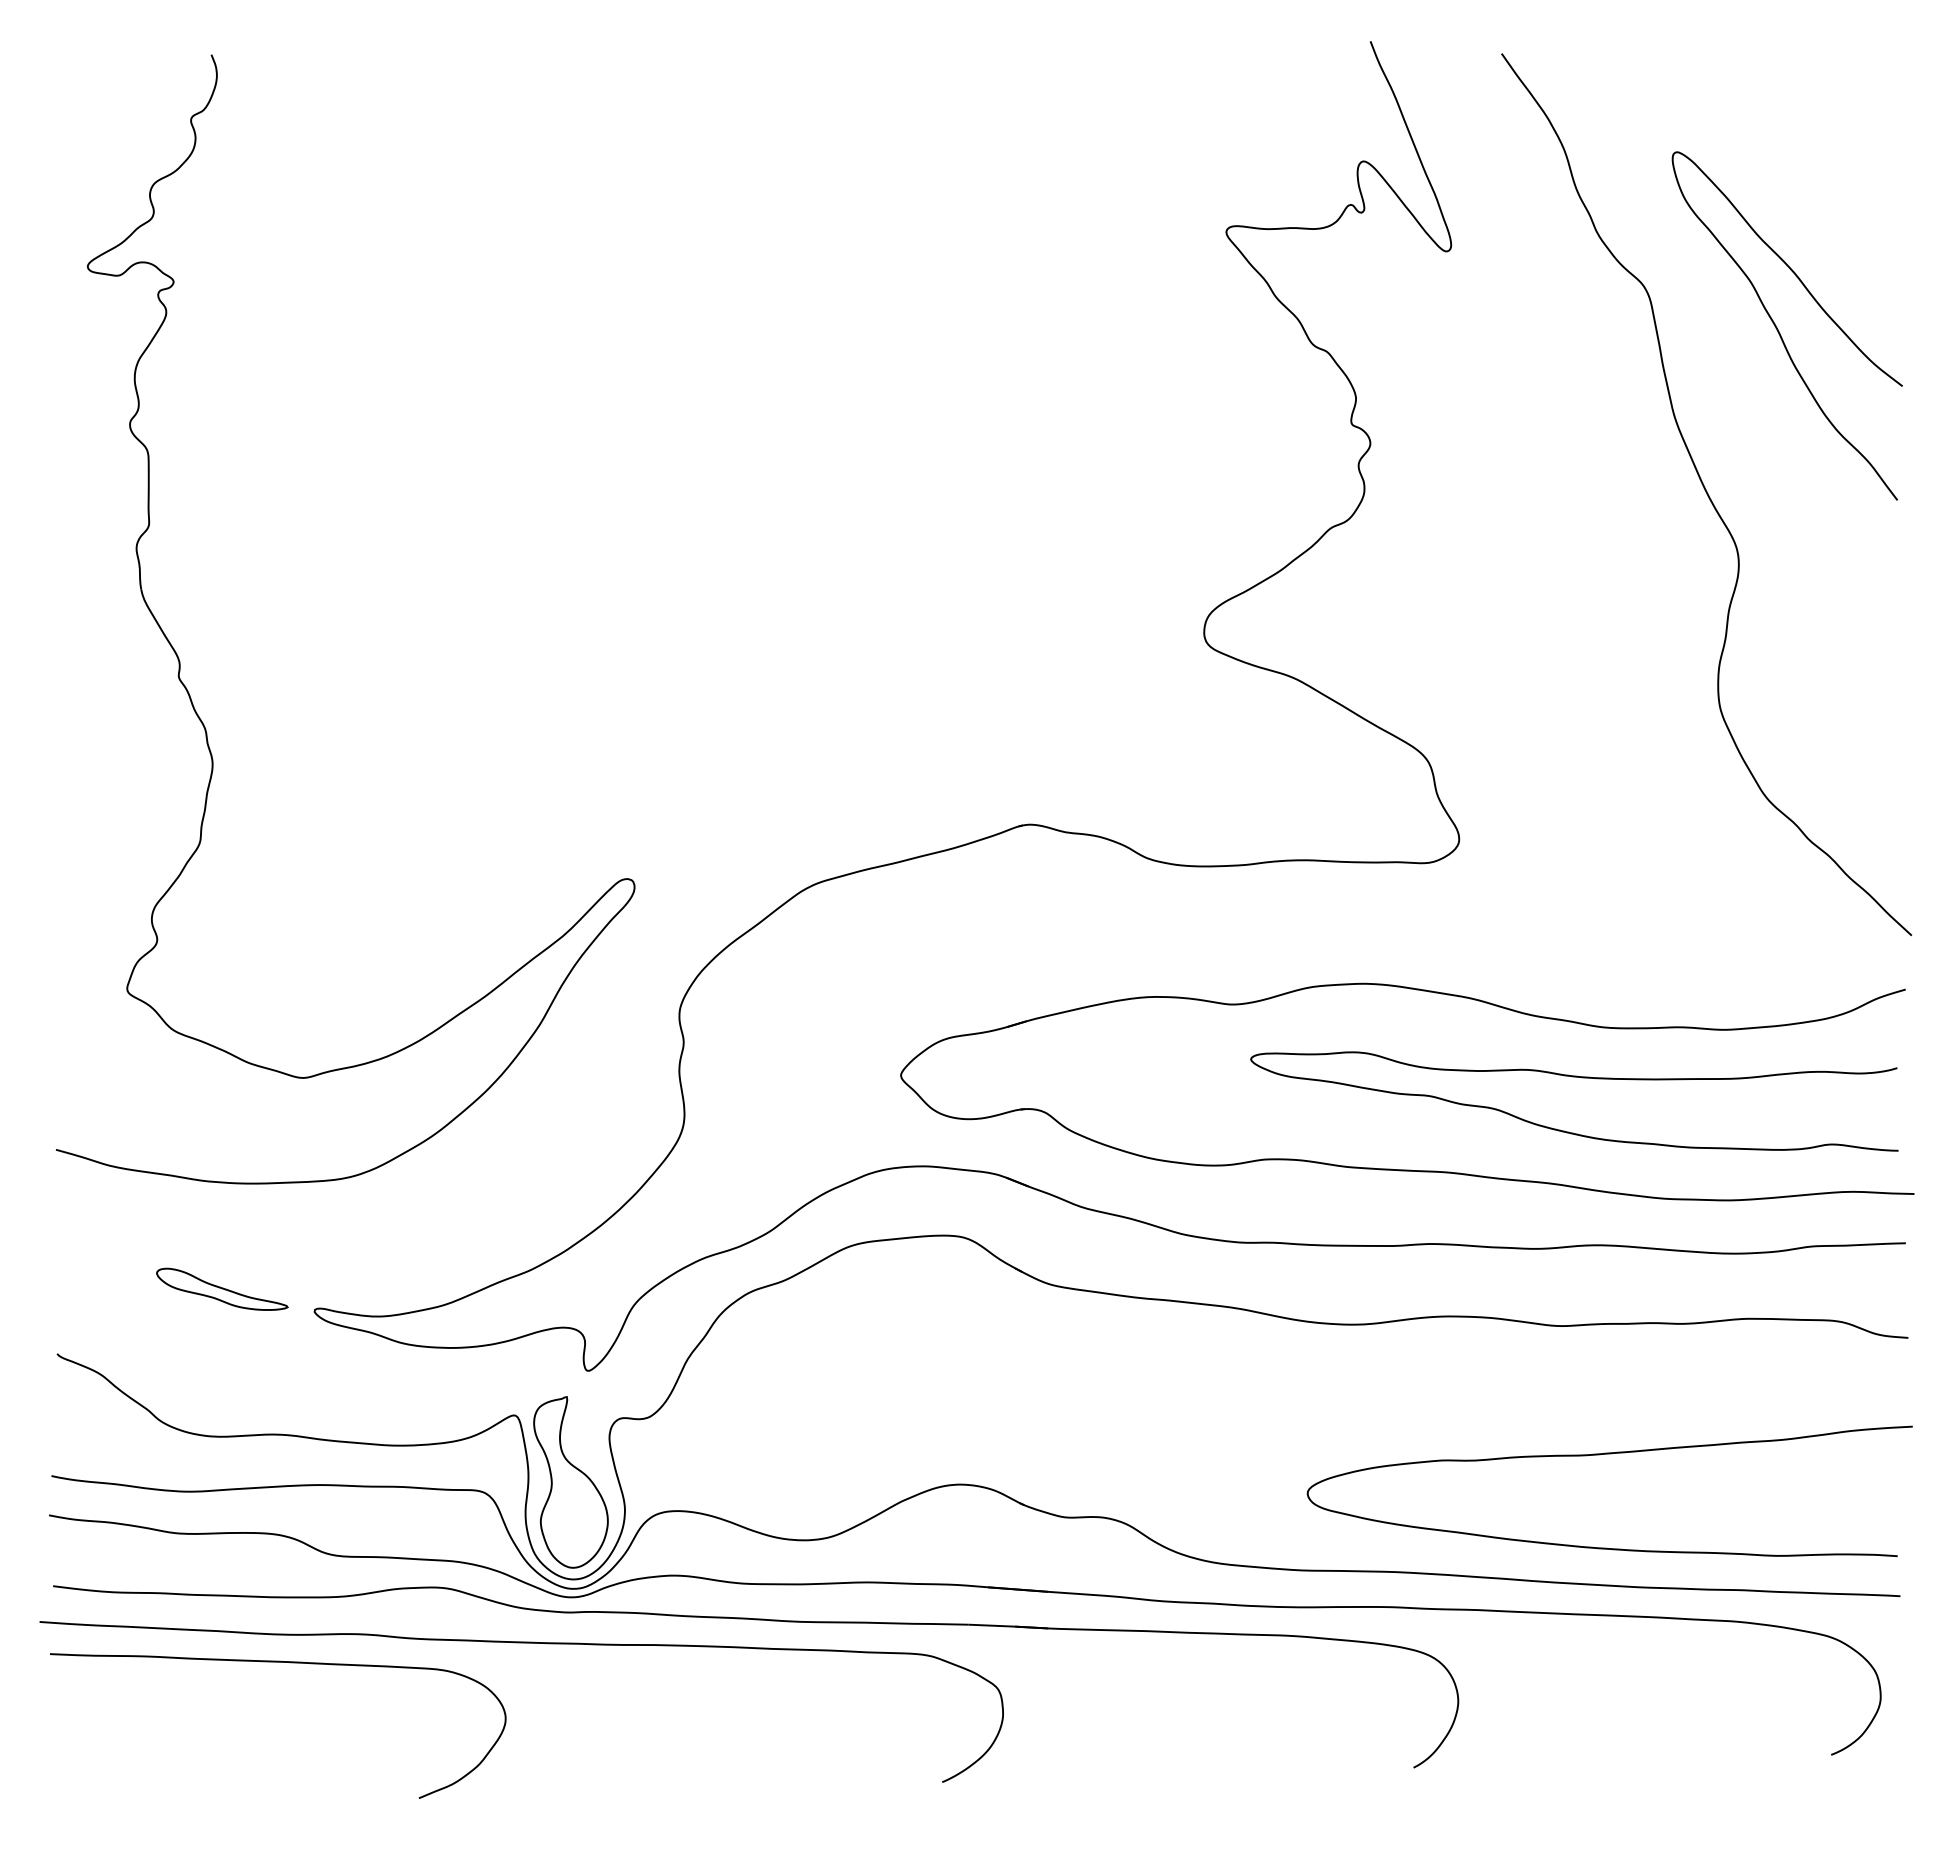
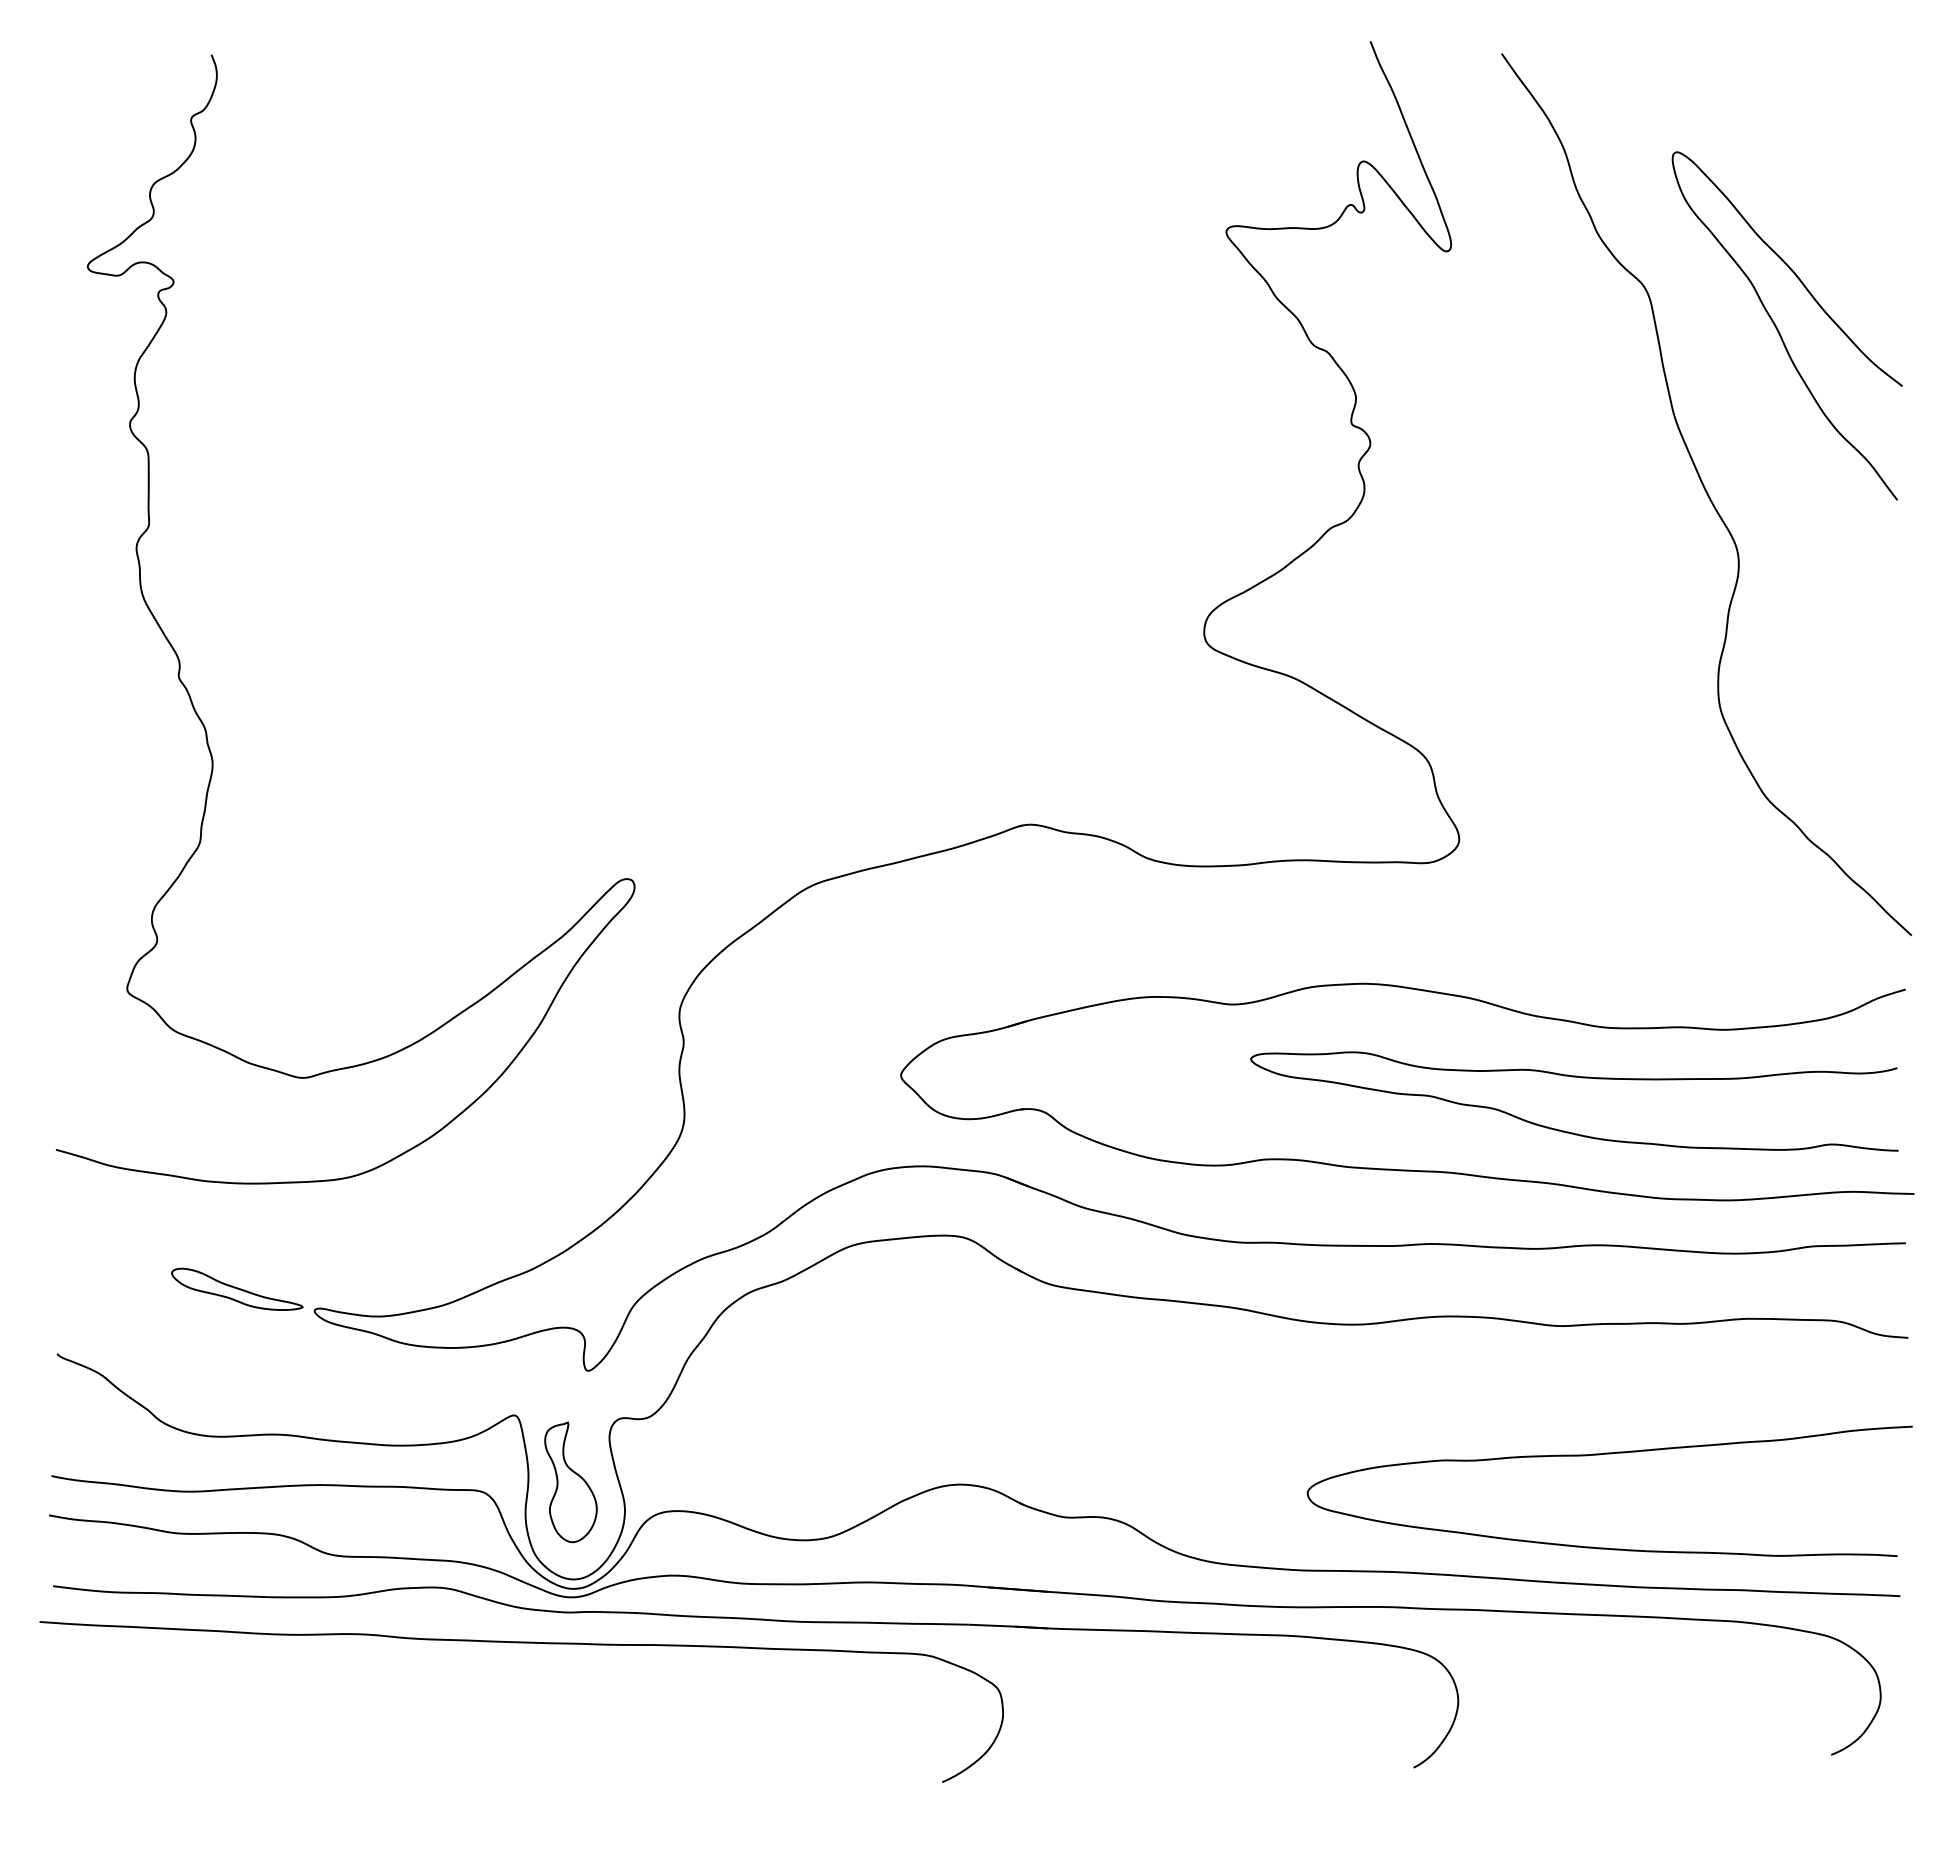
part position: (222, 1288) -> (237, 1288) (237, 1288)
part size: 76x173 px -> 54x123 px (570, 1482)
curve: present -> none (278, 1662)
